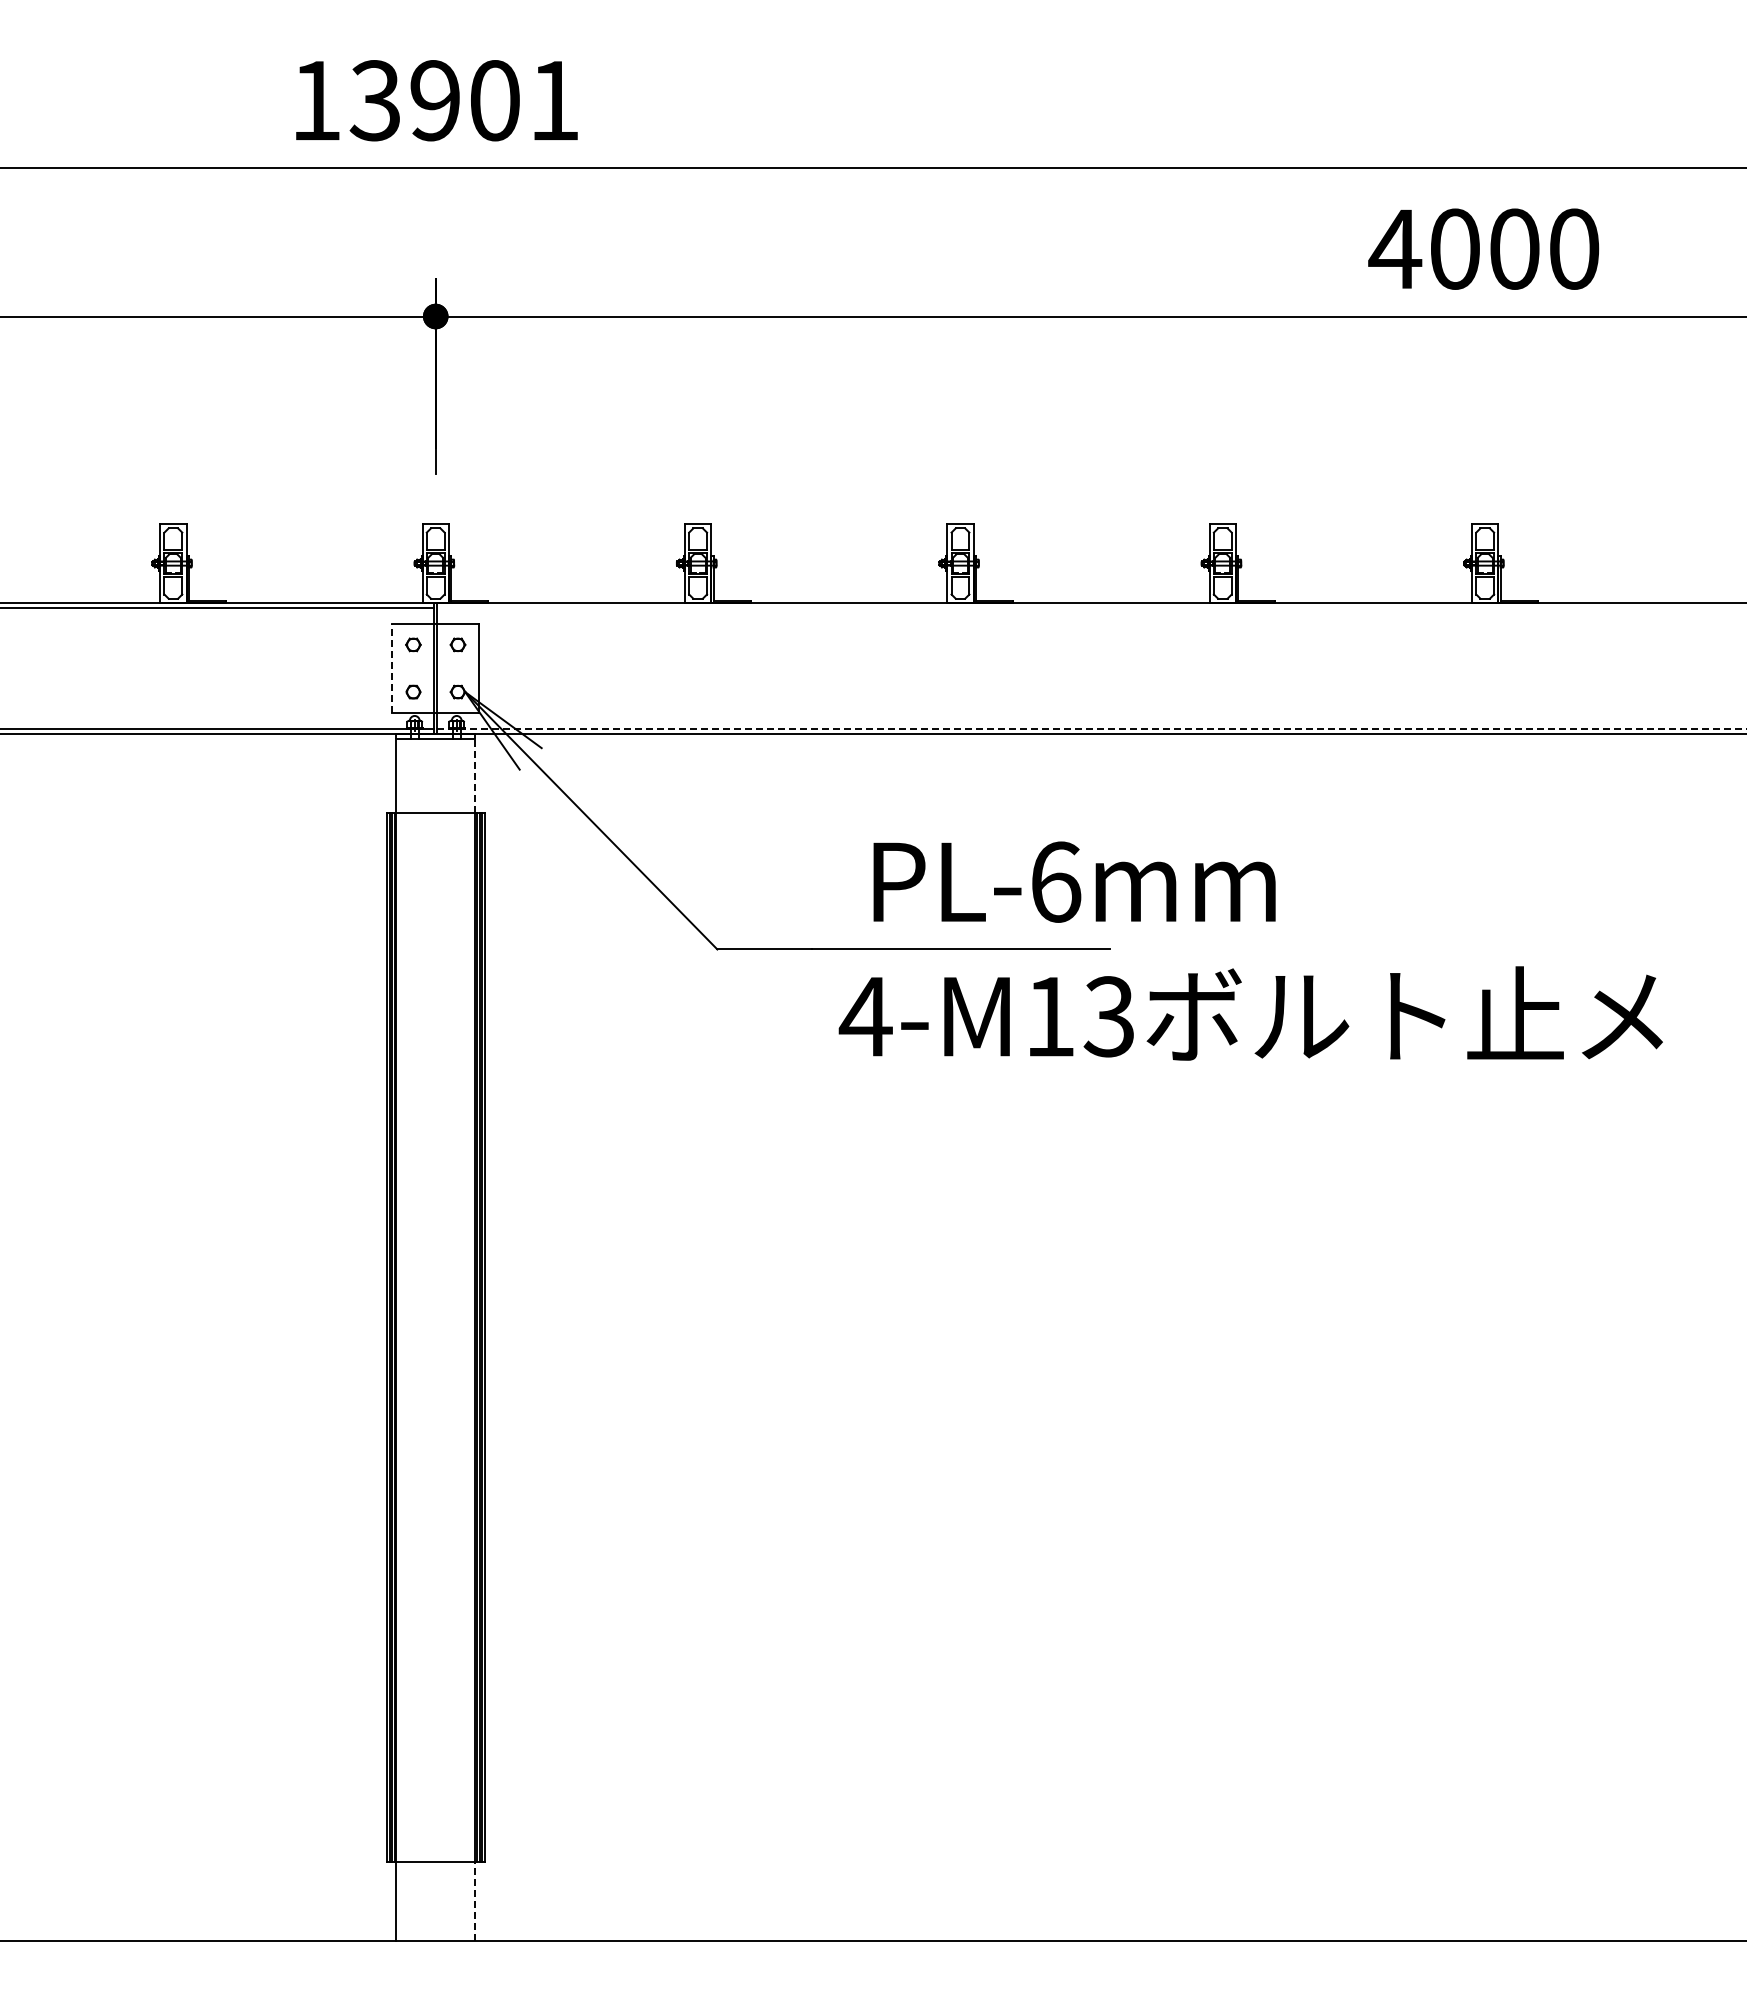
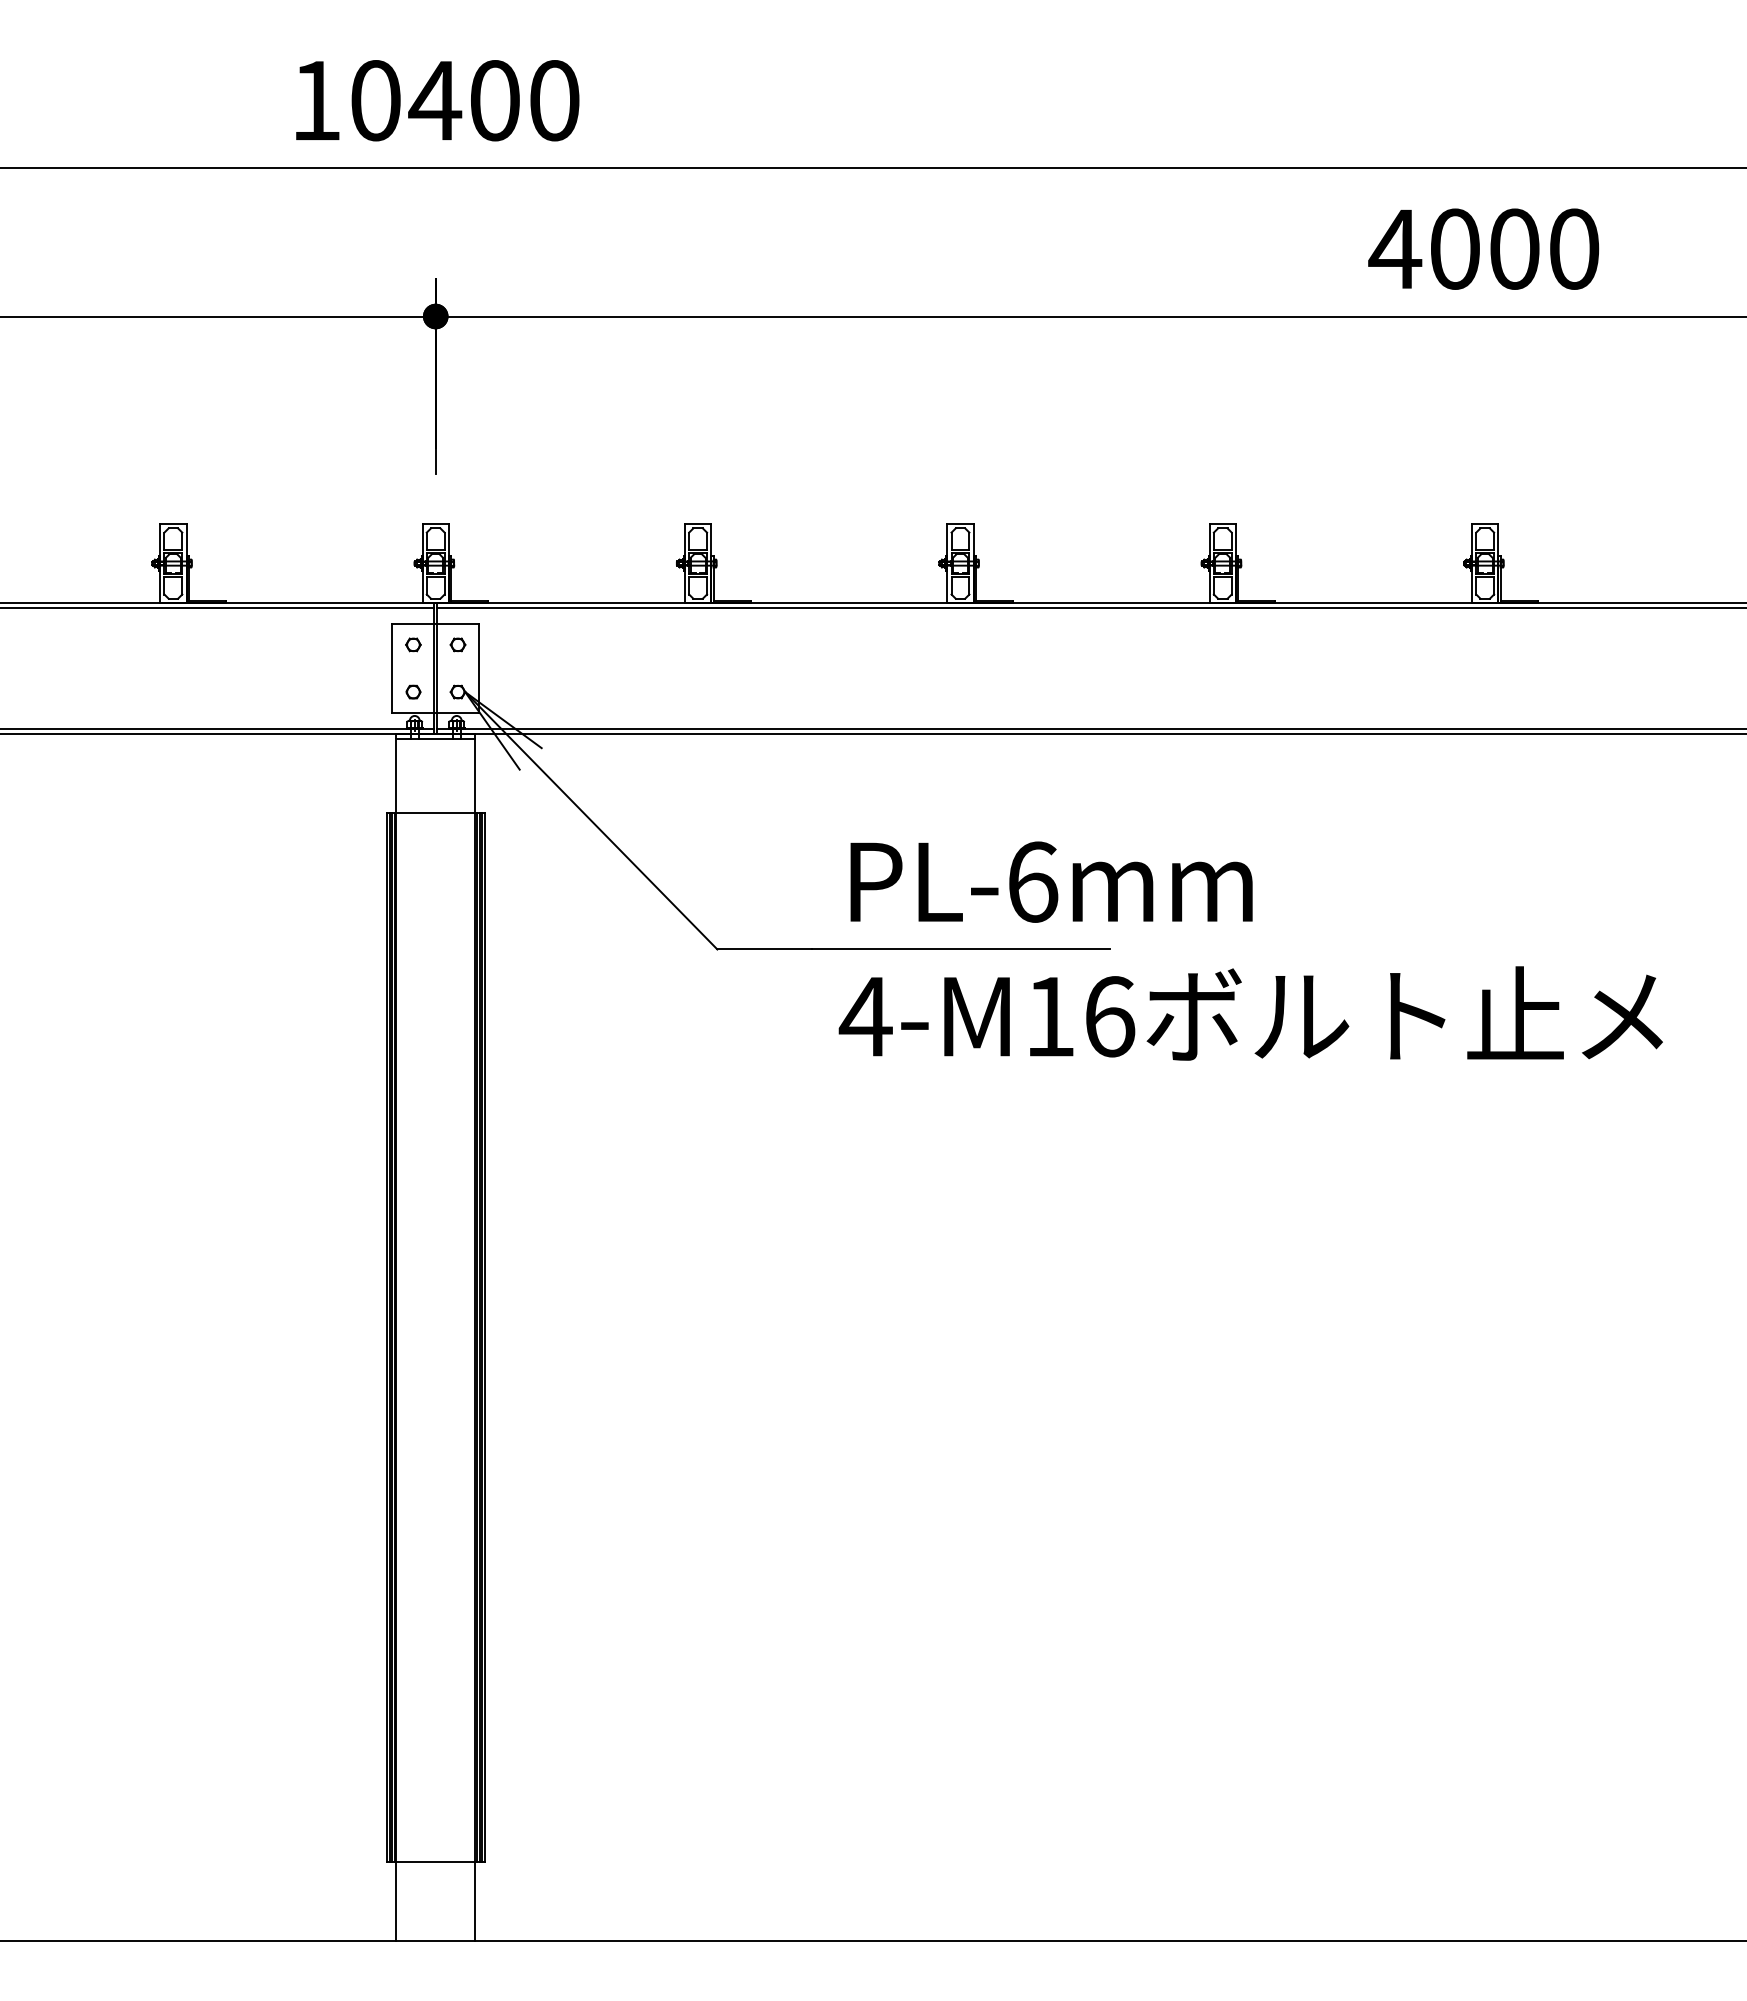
text: 13901 -> 10400 (464, 100)
line: none -> present (1090, 607)
line: dashed -> solid (392, 668)
line: dashed -> solid (1091, 729)
line: dashed -> solid (475, 775)
text position: (1074, 881) -> (1051, 881) (1051, 881)
text: 4-M13 -> 4-M16 (1109, 1016)
line: dashed -> solid (475, 1901)
